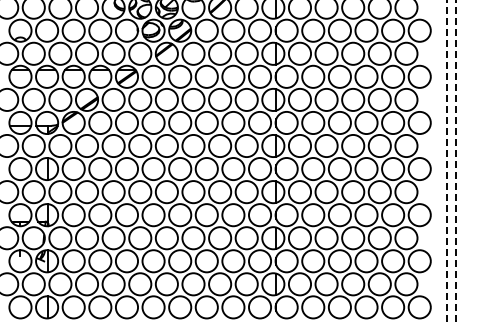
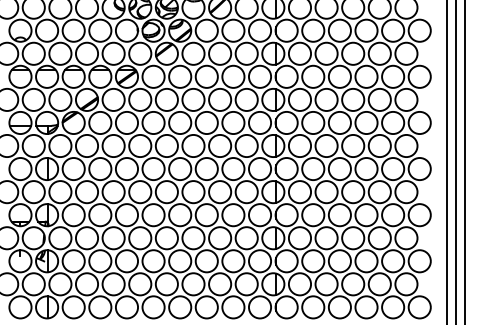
line: dashed -> solid (447, 161)
line: dashed -> solid (455, 161)
line: none -> present (464, 161)
